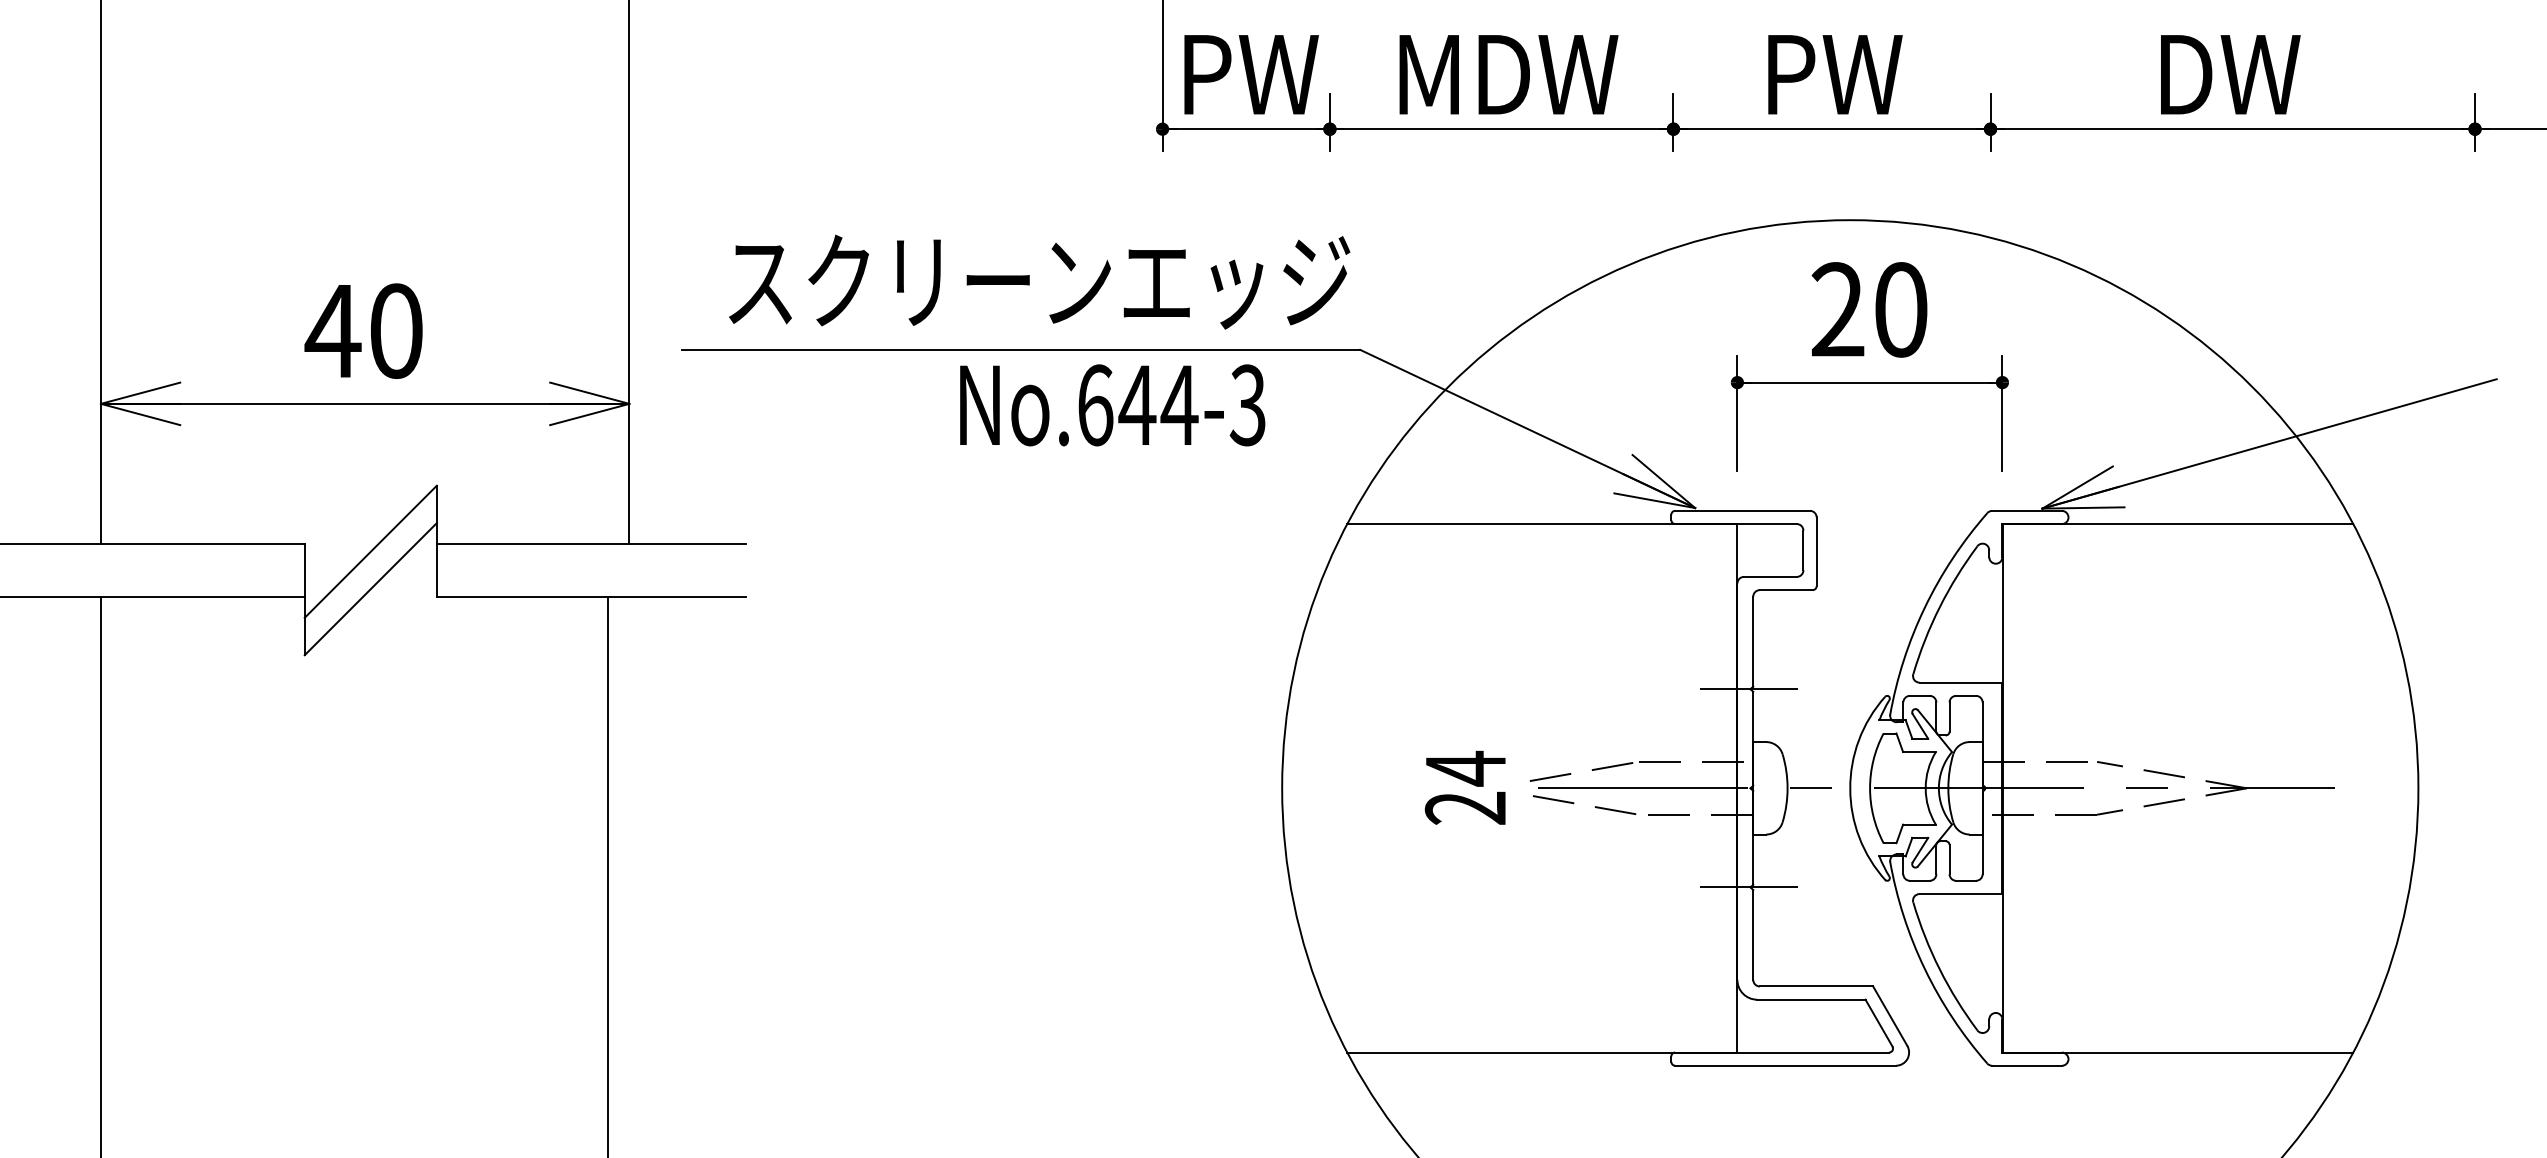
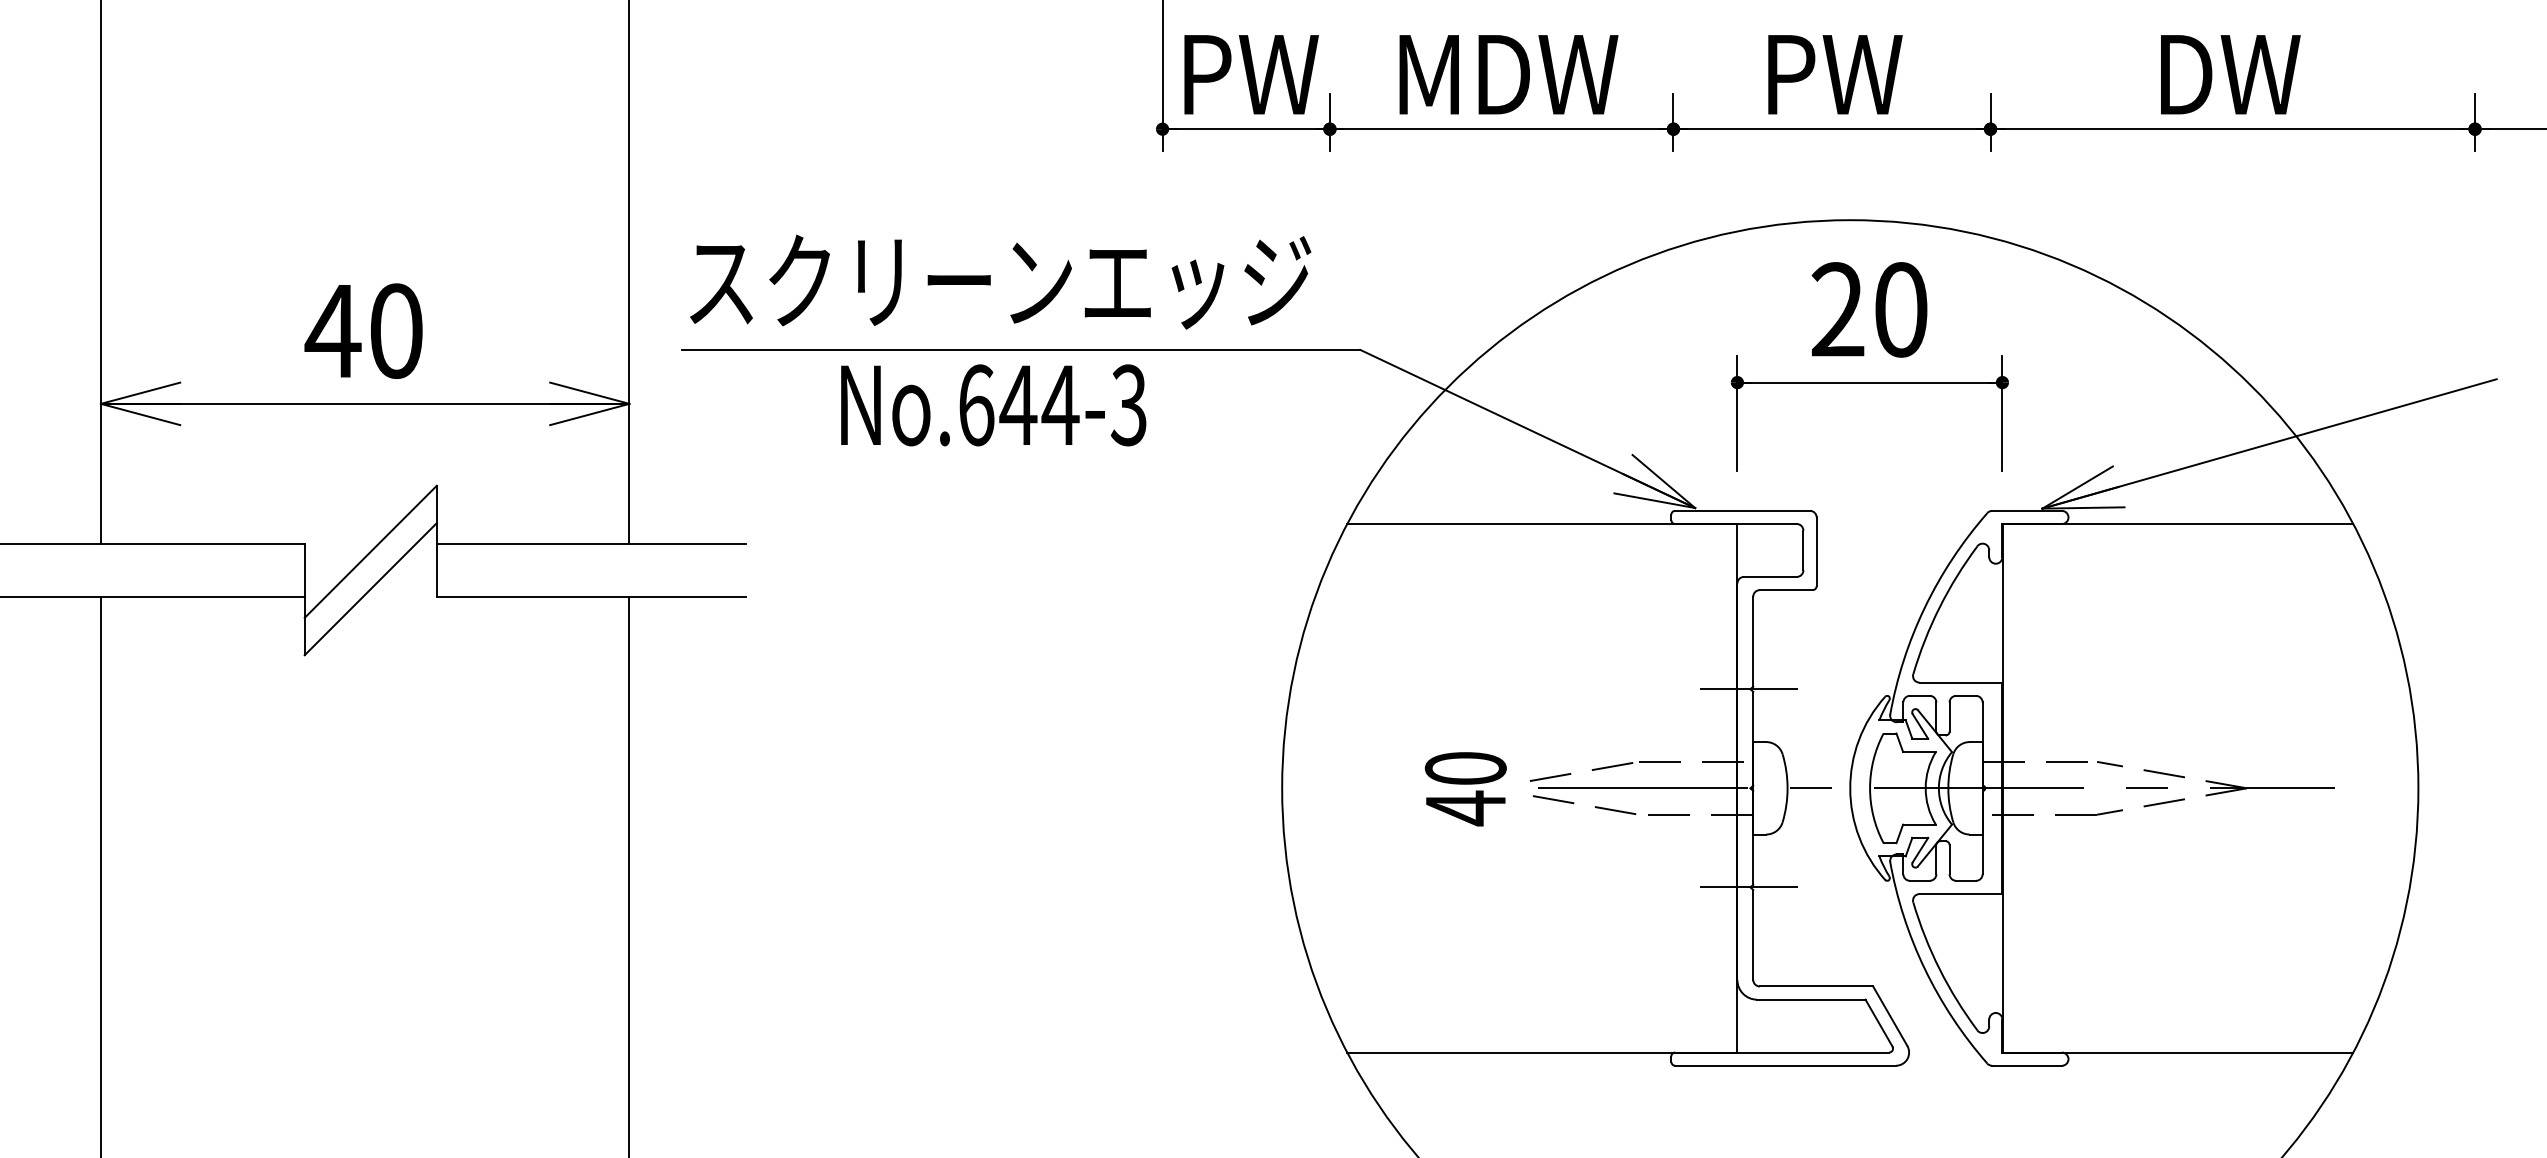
text position: (1039, 281) -> (1000, 281) (1000, 281)
text position: (1112, 405) -> (993, 405) (993, 405)
text: 24 -> 40 (1465, 788)
line position: (608, 875) -> (629, 875) (629, 875)
